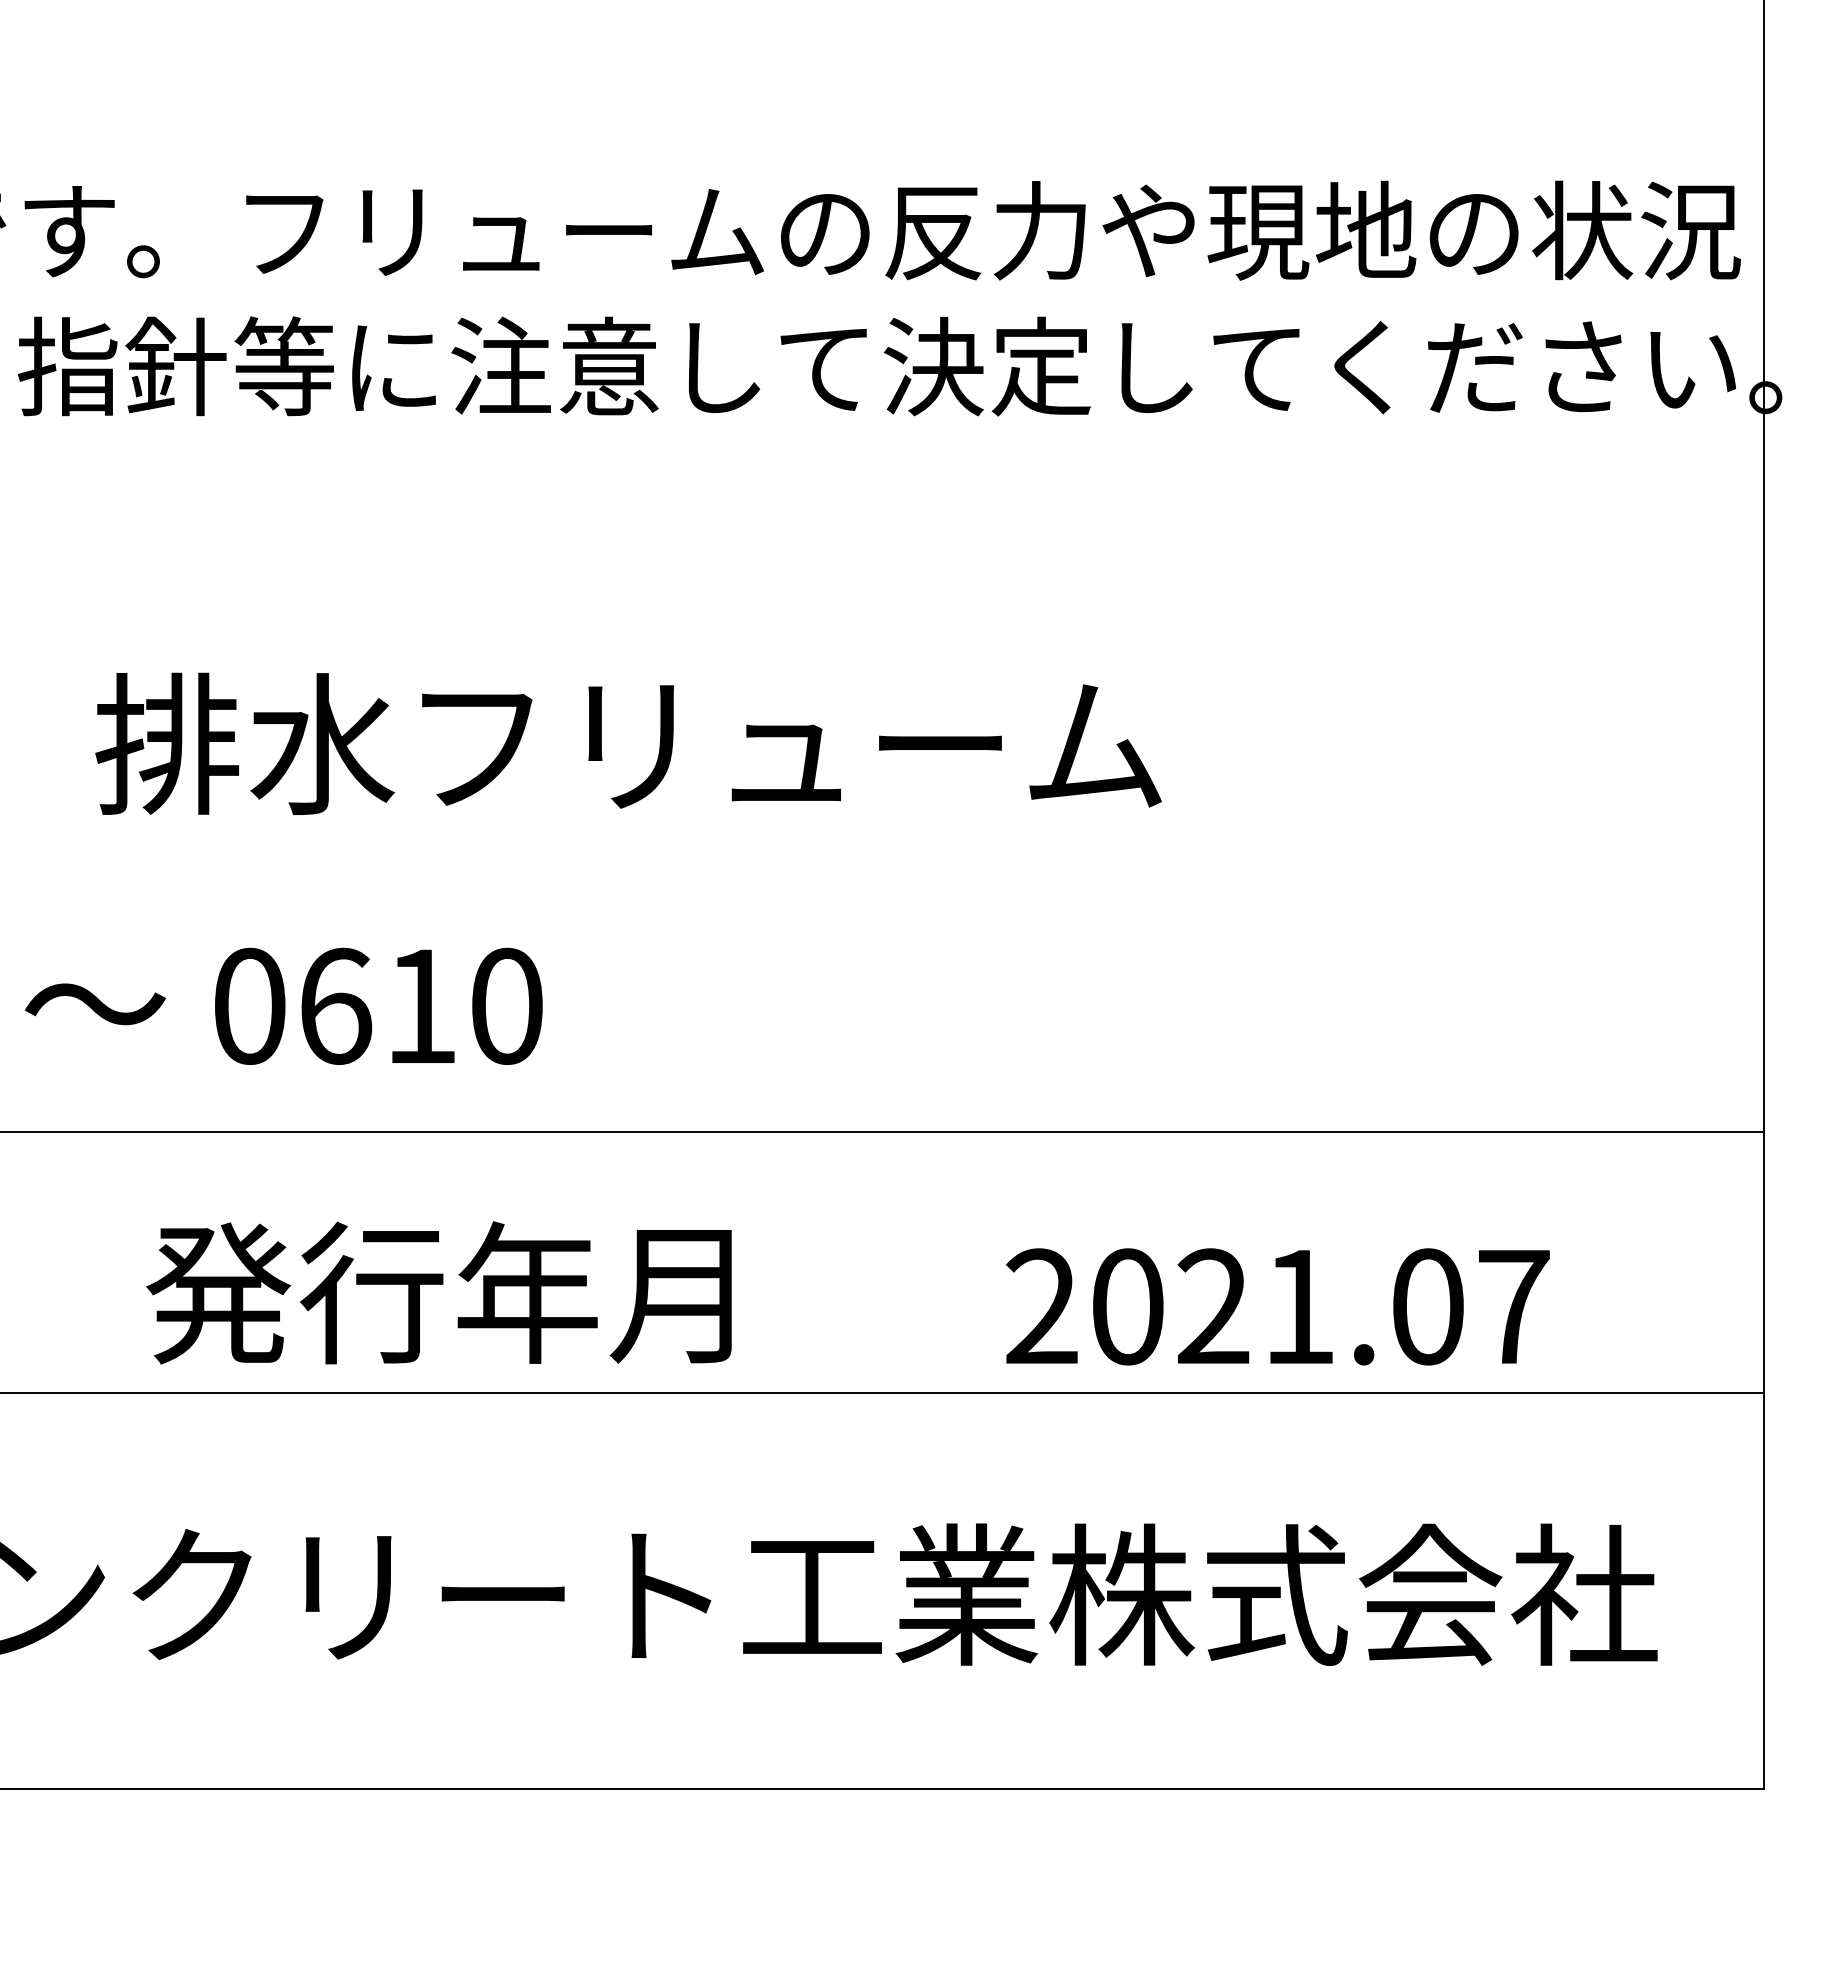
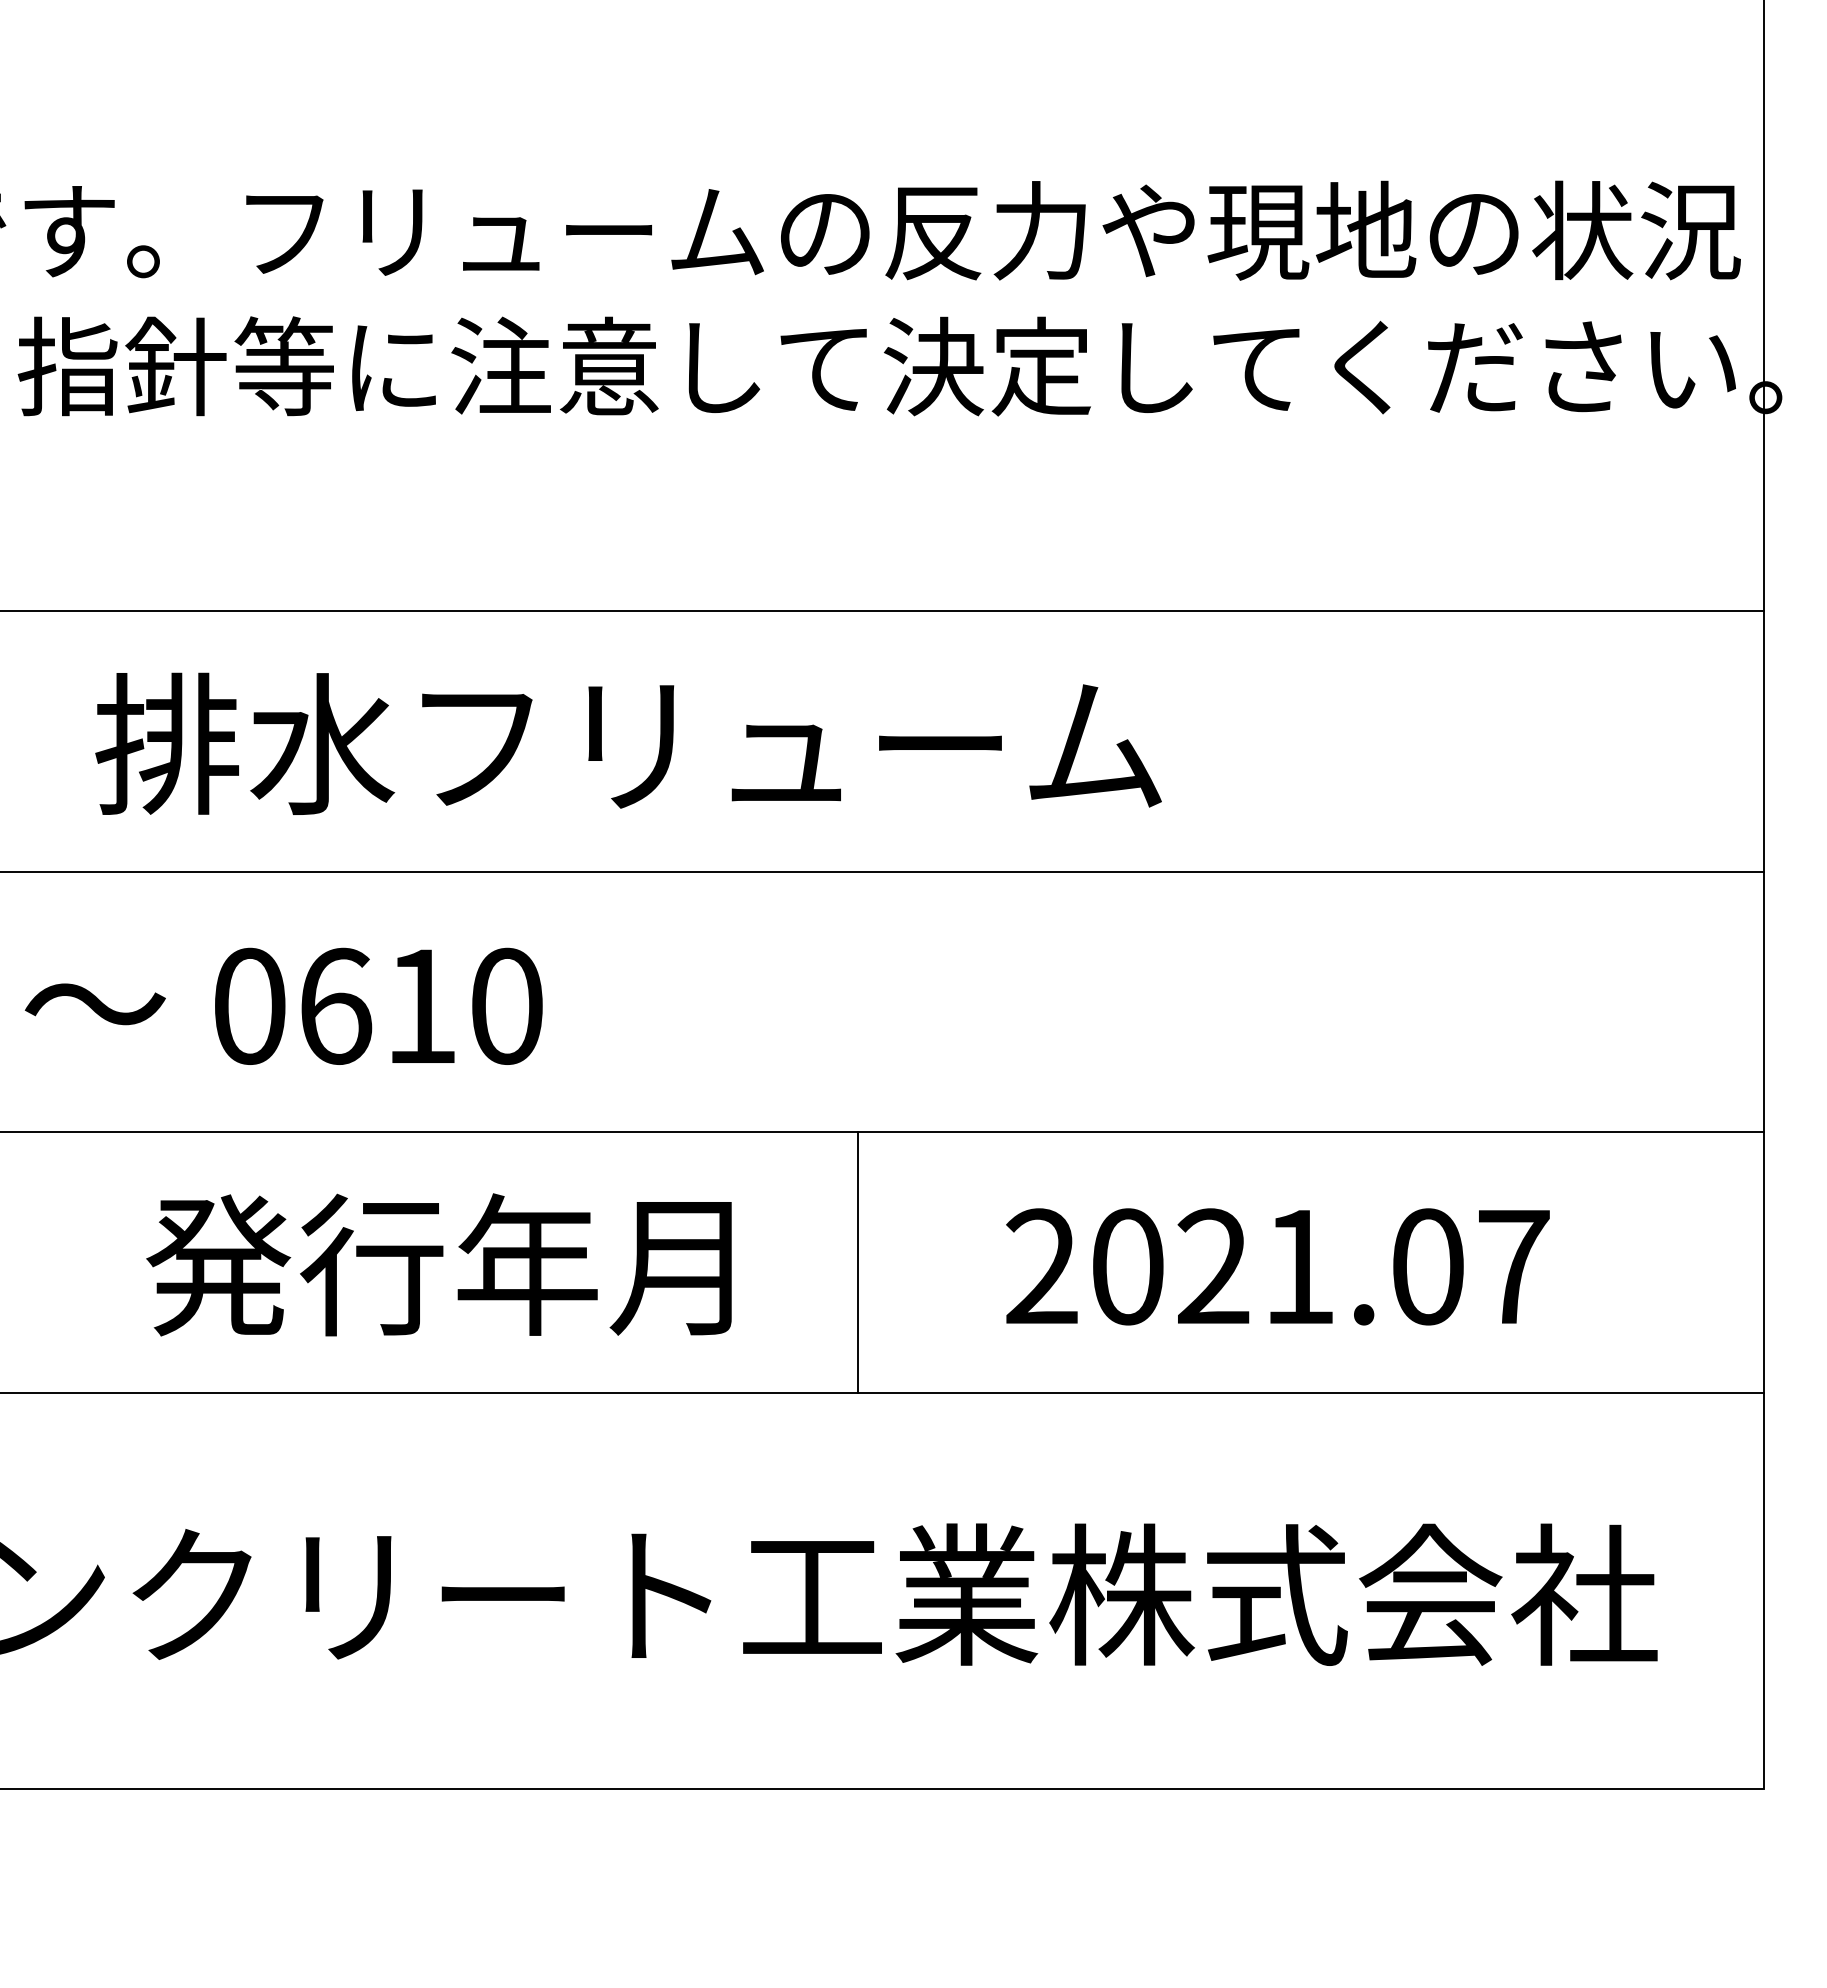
line: none -> present (883, 611)
line: none -> present (883, 871)
line: none -> present (858, 1262)
text position: (438, 1292) -> (438, 1264) (438, 1264)
text position: (1277, 1306) -> (1277, 1266) (1277, 1266)
